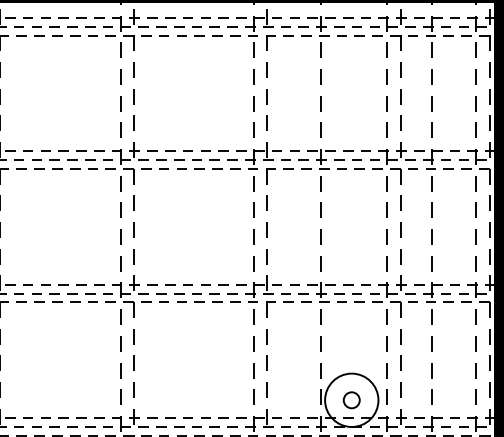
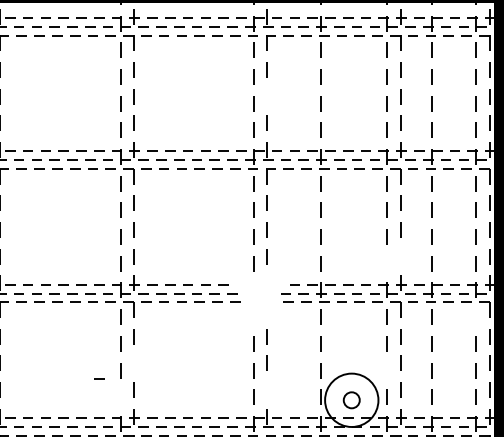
line: present -> none (266, 96)
line: present -> none (400, 256)
line: present -> none (386, 263)
part: present -> none (258, 299)
line: present -> none (475, 316)
line: present -> none (133, 362)
line: present -> none (386, 370)
line: none -> present (99, 378)
line: present -> none (266, 389)
line: present -> none (120, 396)
